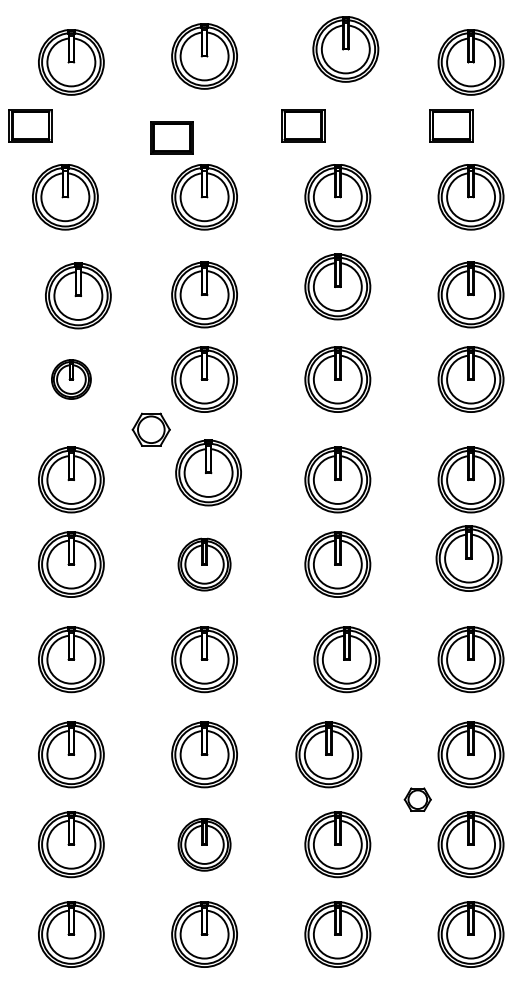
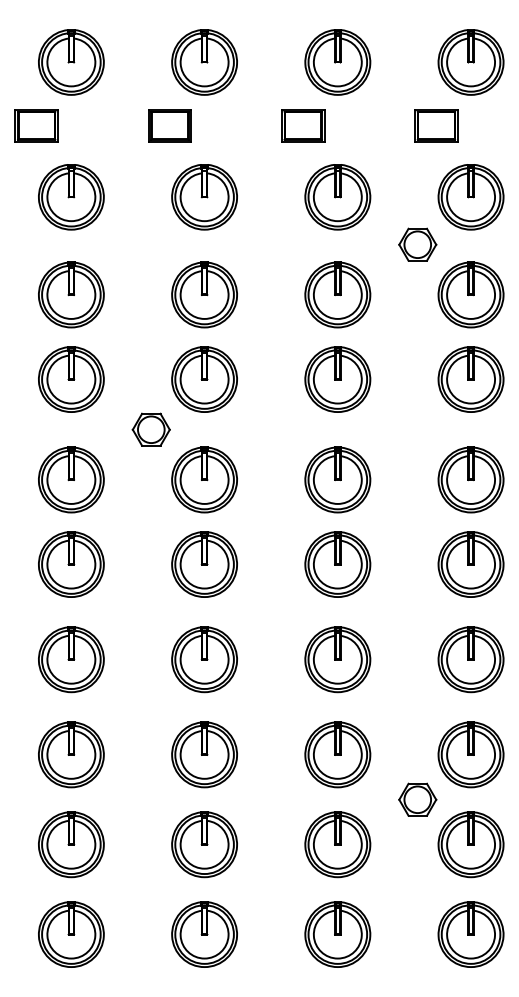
part position: (345, 49) -> (337, 62) (337, 62)
part position: (204, 56) -> (204, 62) (204, 62)
part position: (30, 125) -> (36, 125) (36, 125)
part position: (451, 125) -> (436, 125) (436, 125)
part position: (171, 137) -> (169, 125) (169, 125)
part position: (65, 197) -> (71, 197) (71, 197)
part: none -> present (417, 244)
part position: (337, 286) -> (337, 294) (337, 294)
part position: (78, 295) -> (71, 294) (71, 294)
part size: 41x41 px -> 67x67 px (71, 379)
part position: (208, 472) -> (204, 479) (204, 479)
part position: (468, 558) -> (470, 564) (470, 564)
part size: 55x55 px -> 67x67 px (204, 564)
part position: (346, 659) -> (337, 659) (337, 659)
part position: (328, 754) -> (337, 754) (337, 754)
part size: 29x25 px -> 40x35 px (417, 799)
part size: 55x54 px -> 67x68 px (204, 844)
